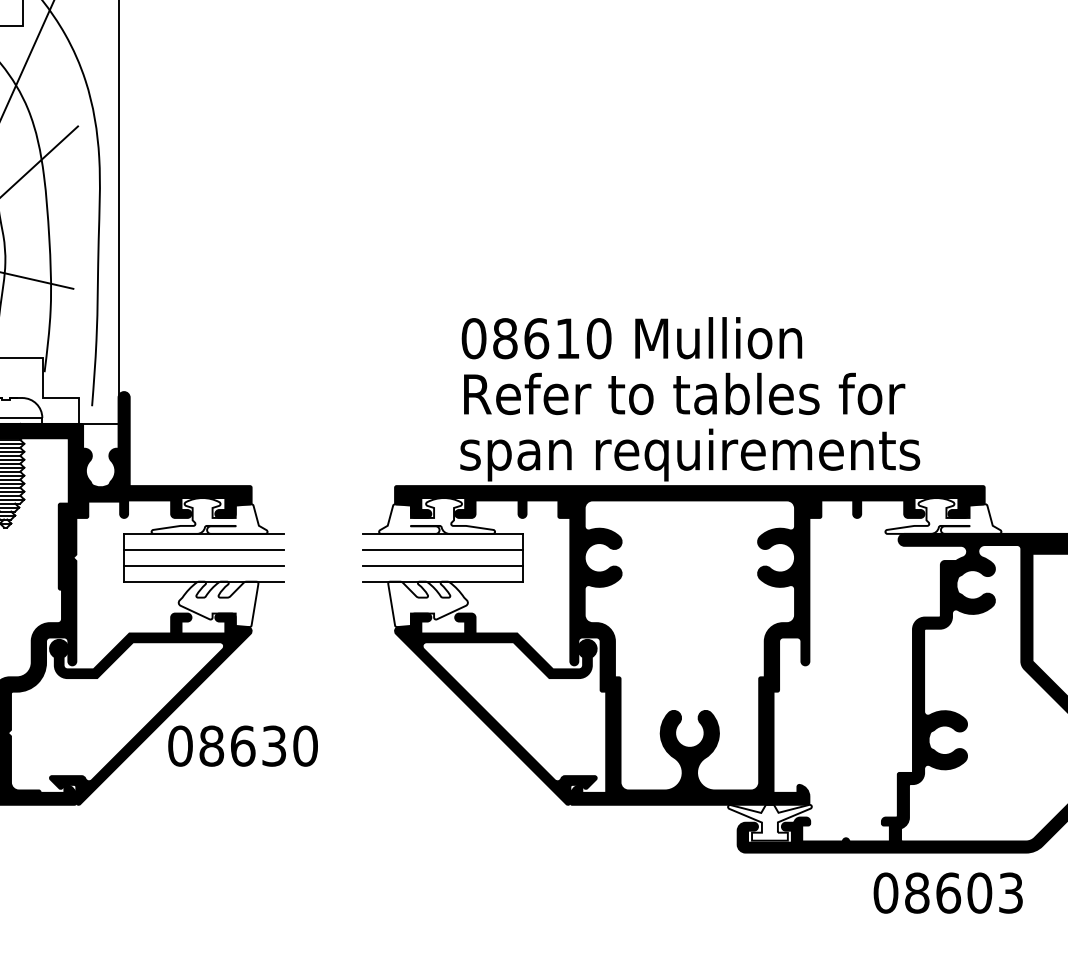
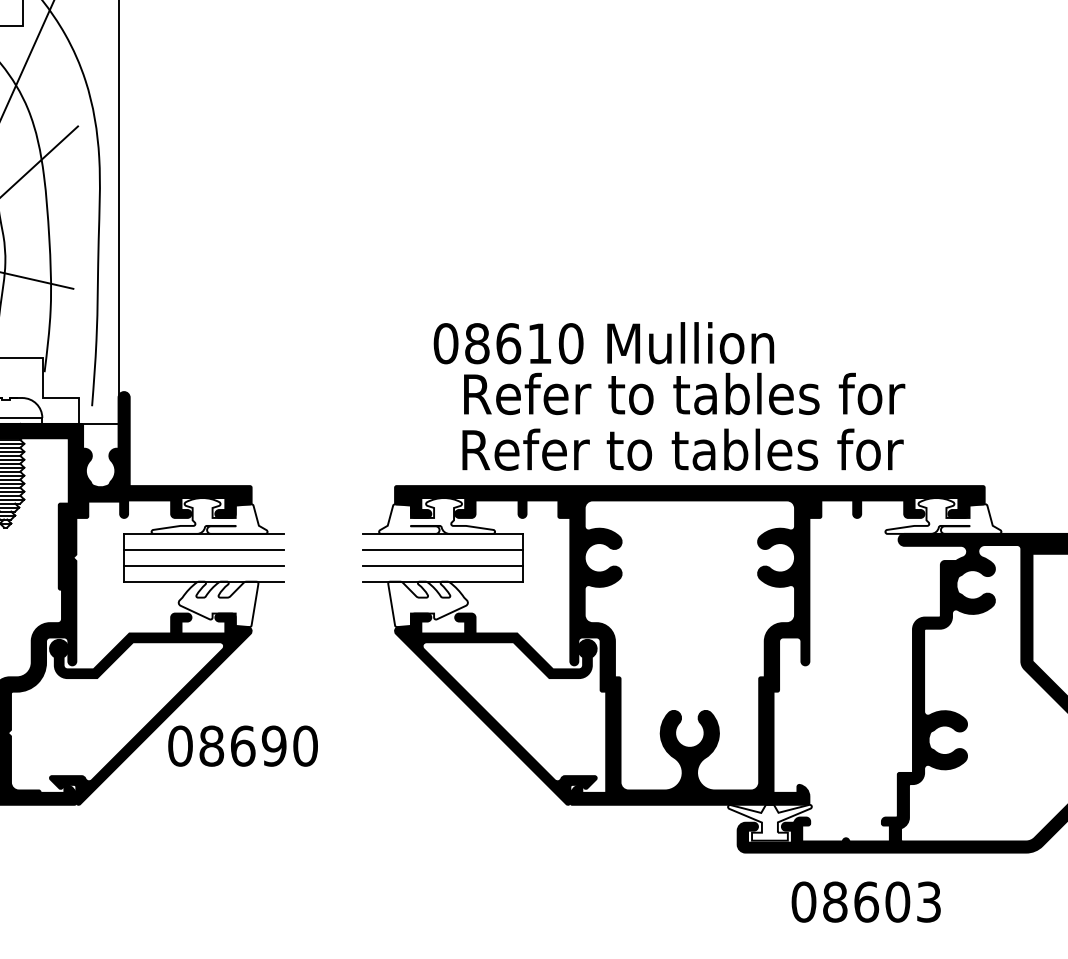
text position: (631, 338) -> (603, 343) (603, 343)
text: span requirements -> Refer to tables for (690, 454)
text: 08630 -> 08690 (273, 745)
text position: (947, 892) -> (865, 901) (865, 901)
